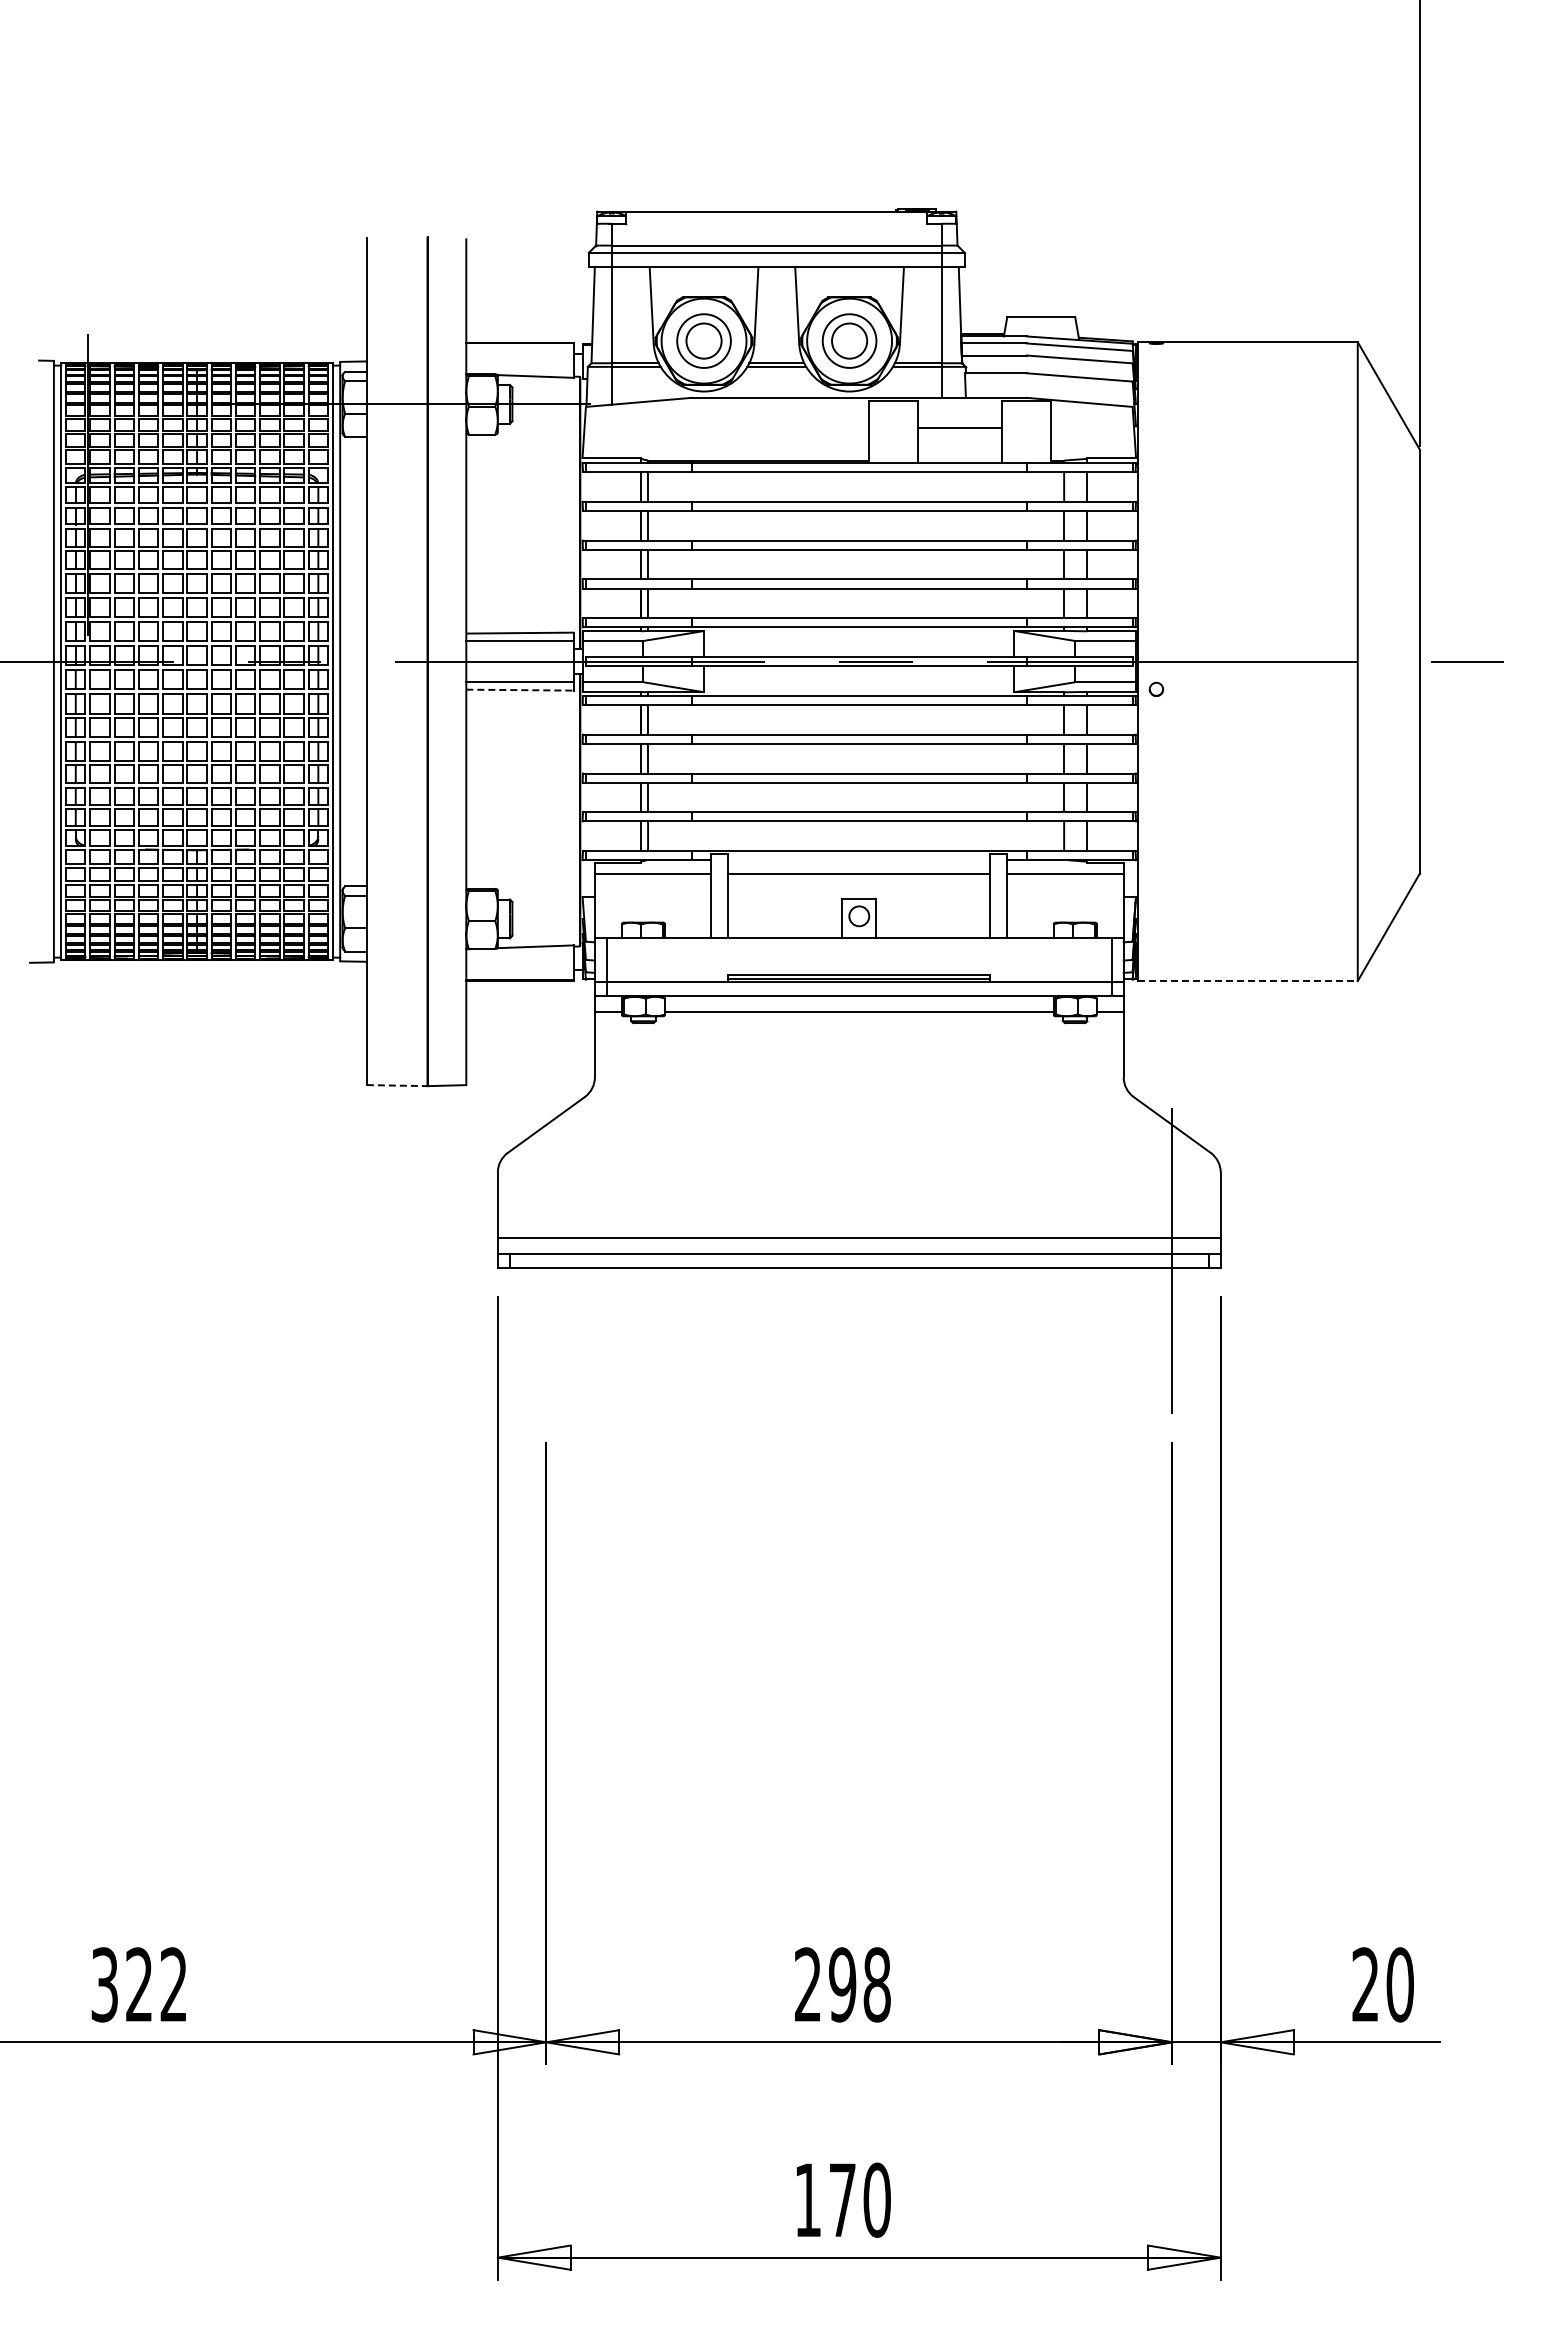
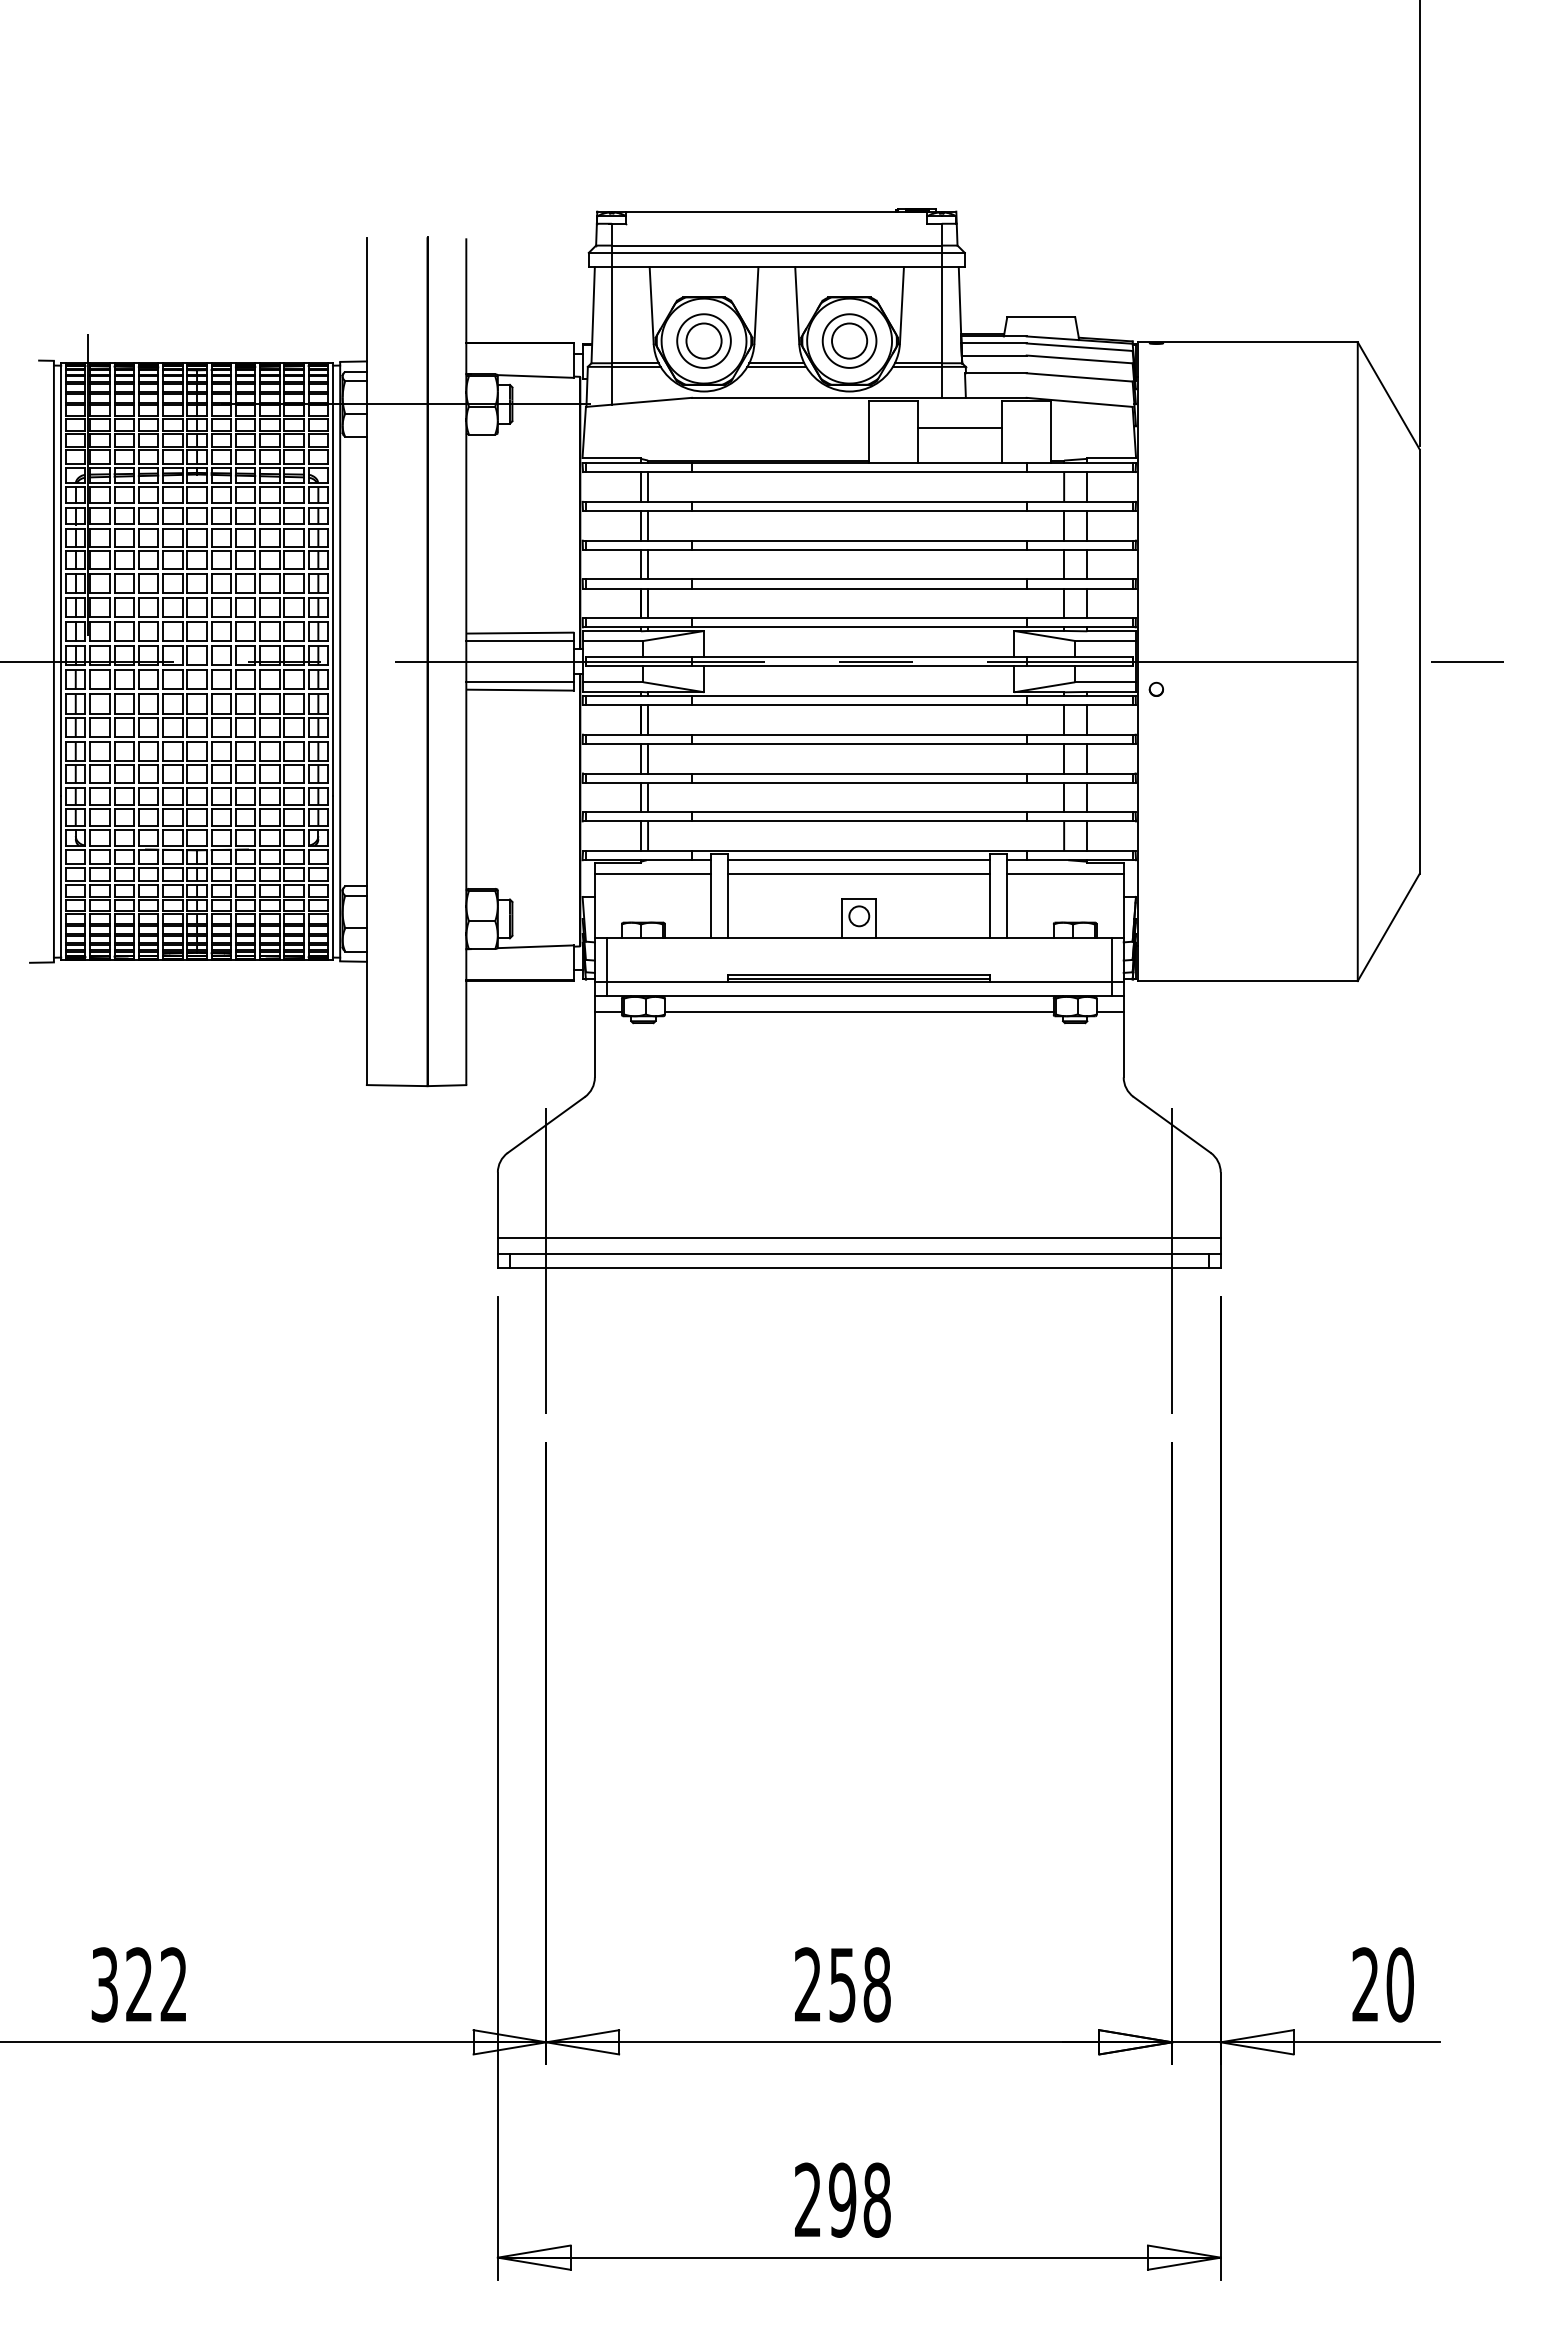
line: dashed -> solid (520, 690)
line: none -> present (859, 860)
line: dashed -> solid (1248, 981)
line: dashed -> solid (397, 1085)
line: none -> present (546, 1260)
text: 298 -> 258 (842, 1984)
text: 170 -> 298 (842, 2199)
